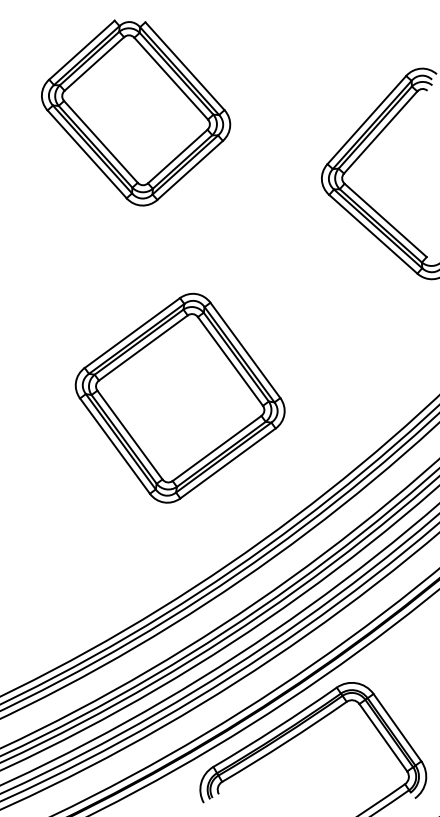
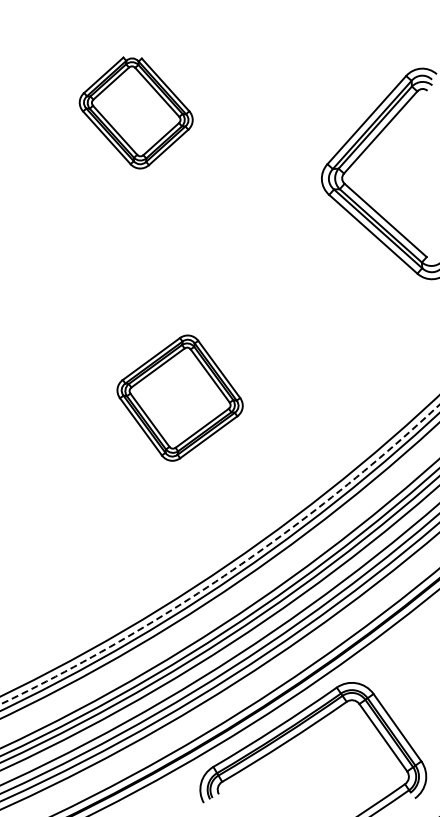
part size: 191x188 px -> 116x114 px (135, 112)
part size: 212x212 px -> 128x128 px (179, 397)
arc: solid -> dashed (232, 570)
